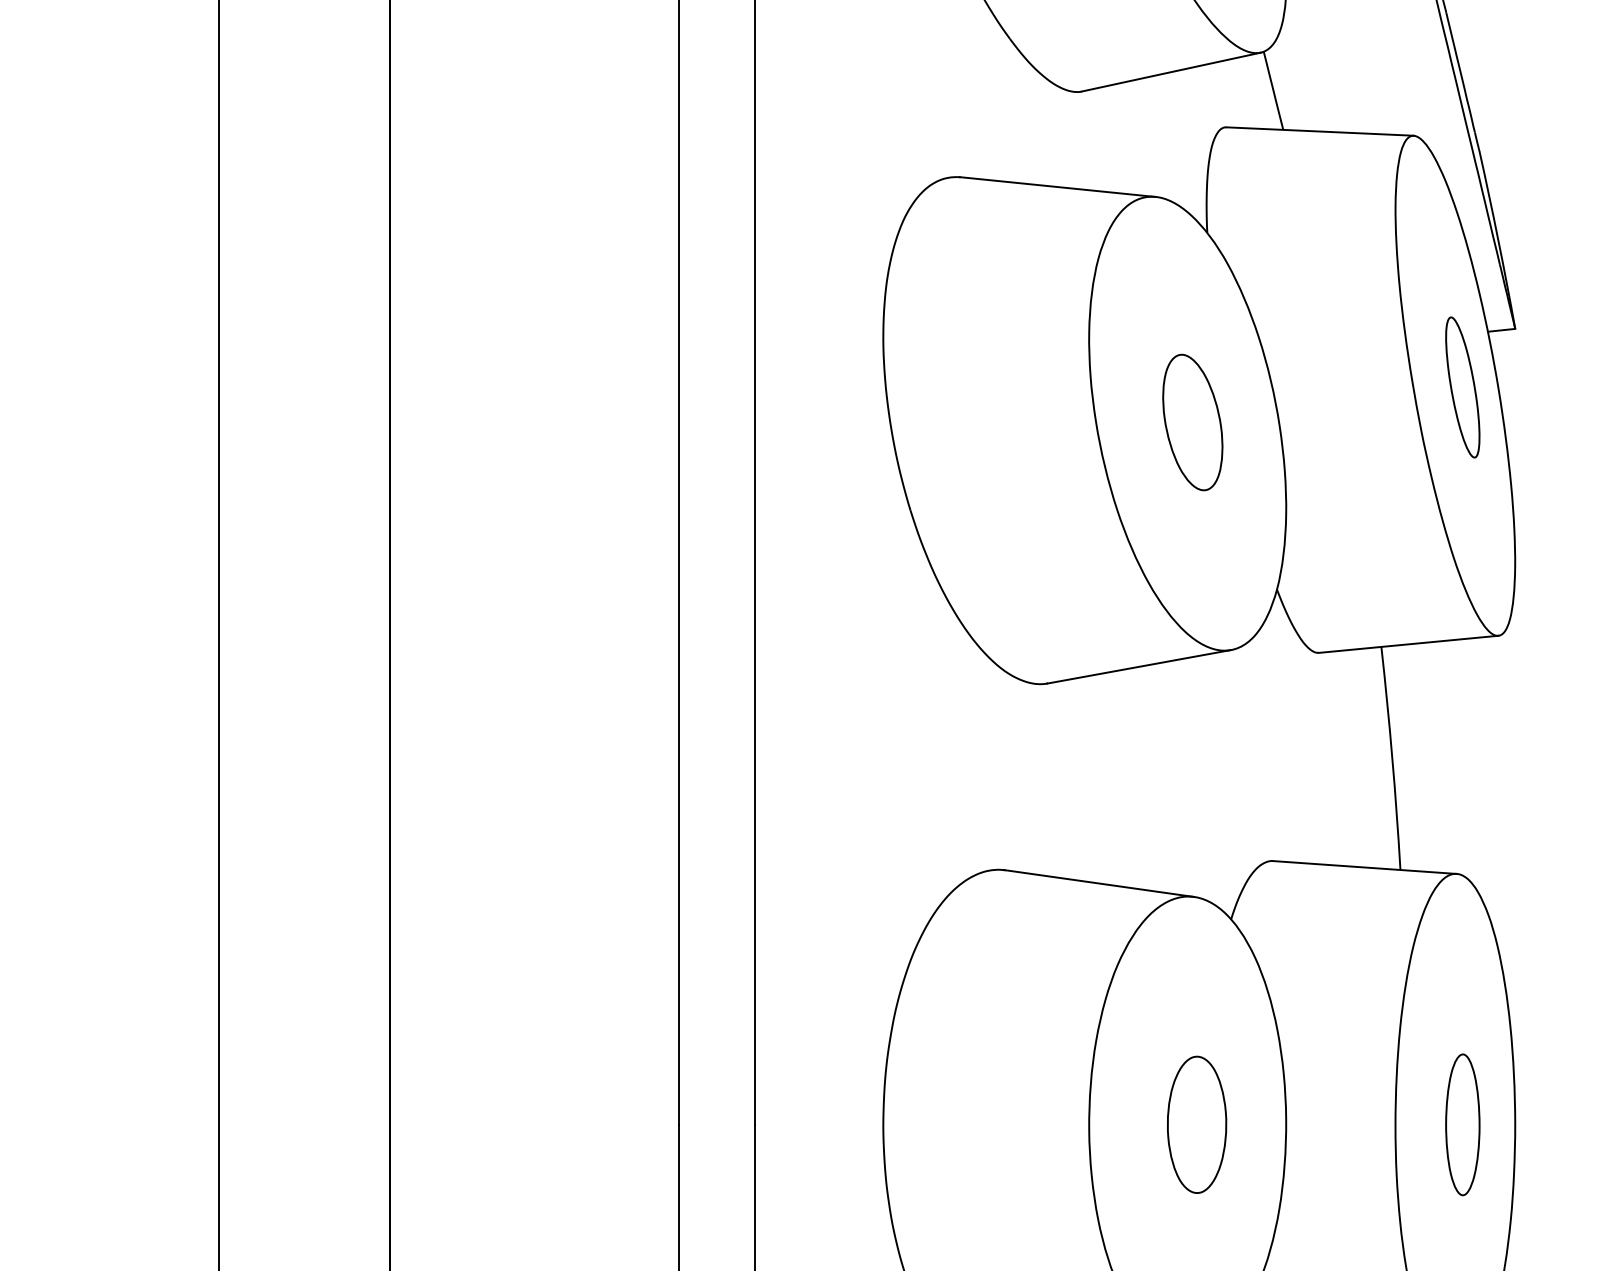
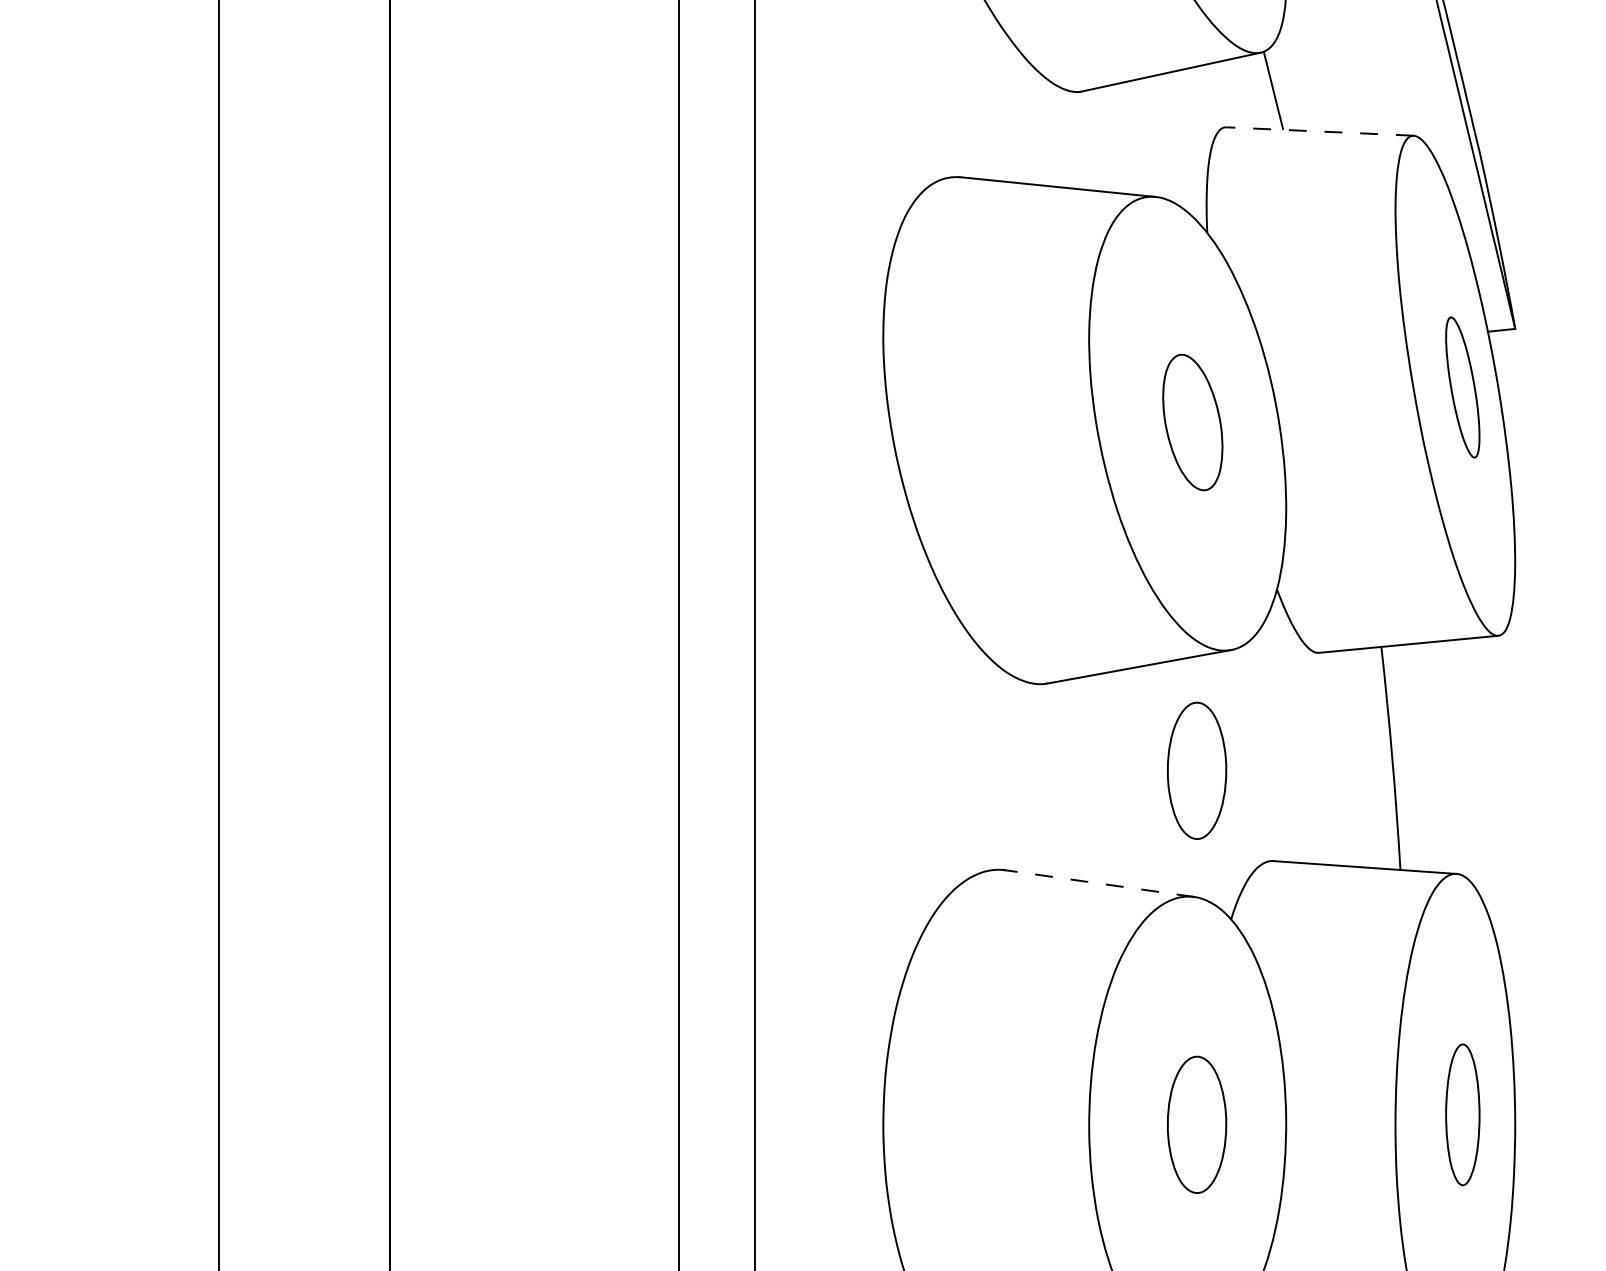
line: solid -> dashed (1320, 131)
part: none -> present (1197, 770)
line: solid -> dashed (1098, 883)
part position: (1462, 1124) -> (1462, 1114) (1462, 1114)
